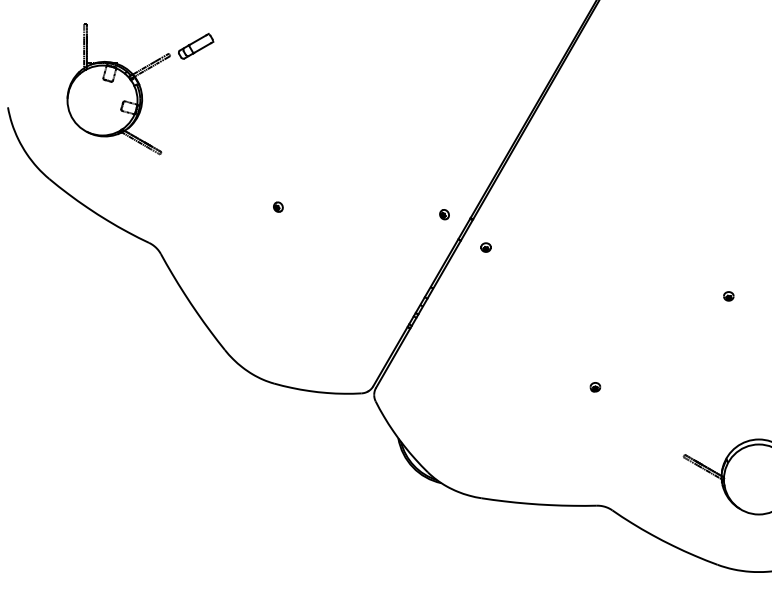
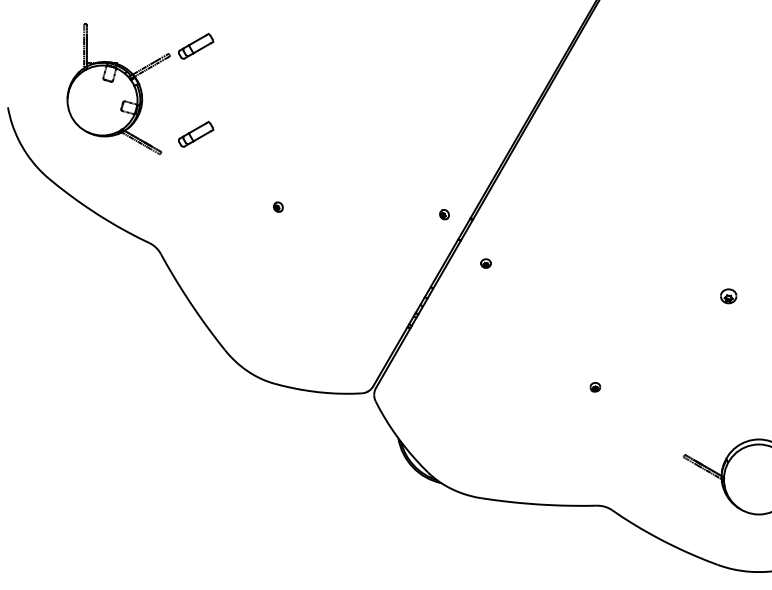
part: none -> present (196, 134)
part position: (485, 247) -> (485, 263) (485, 263)
part size: 12x11 px -> 18x17 px (728, 296)
